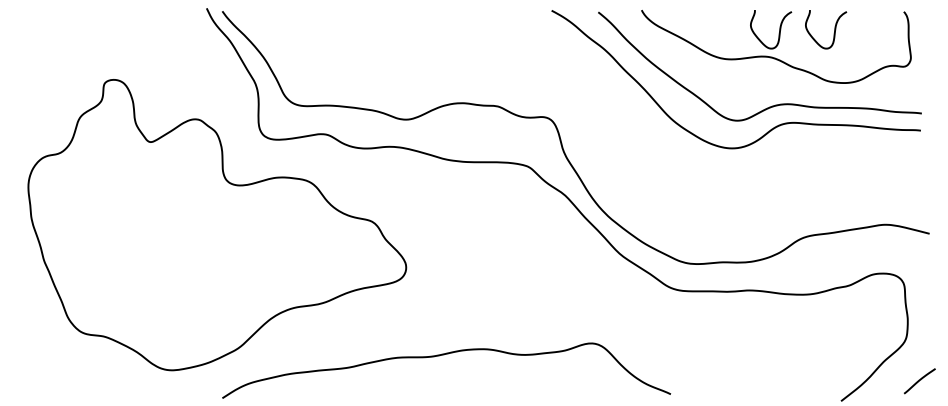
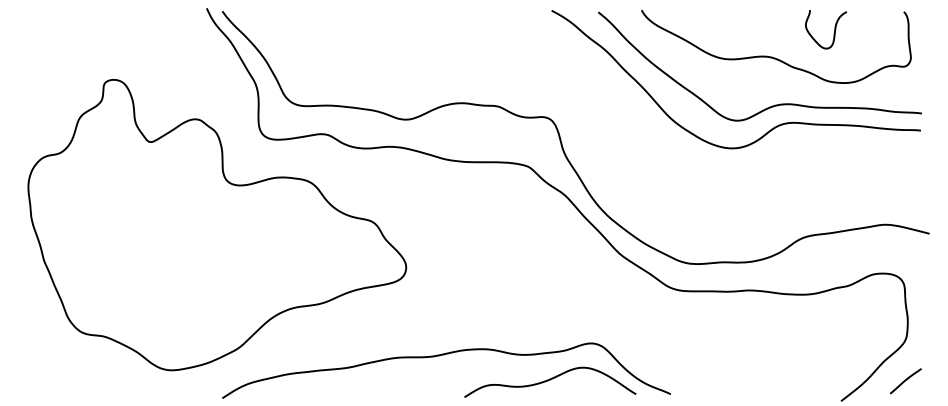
curve: present -> none (779, 29)
curve: none -> present (550, 380)
curve position: (919, 381) -> (905, 381) (905, 381)
